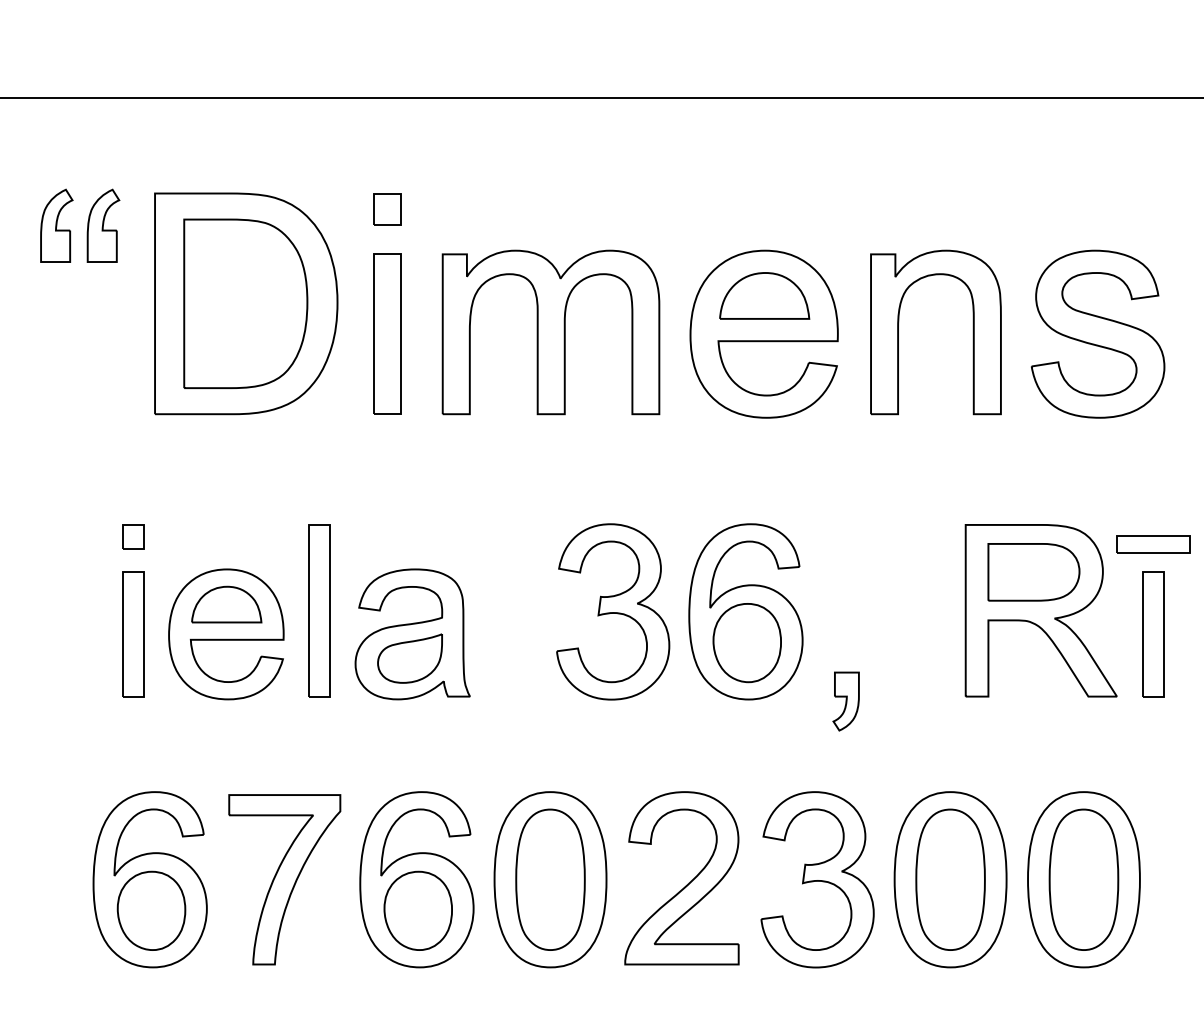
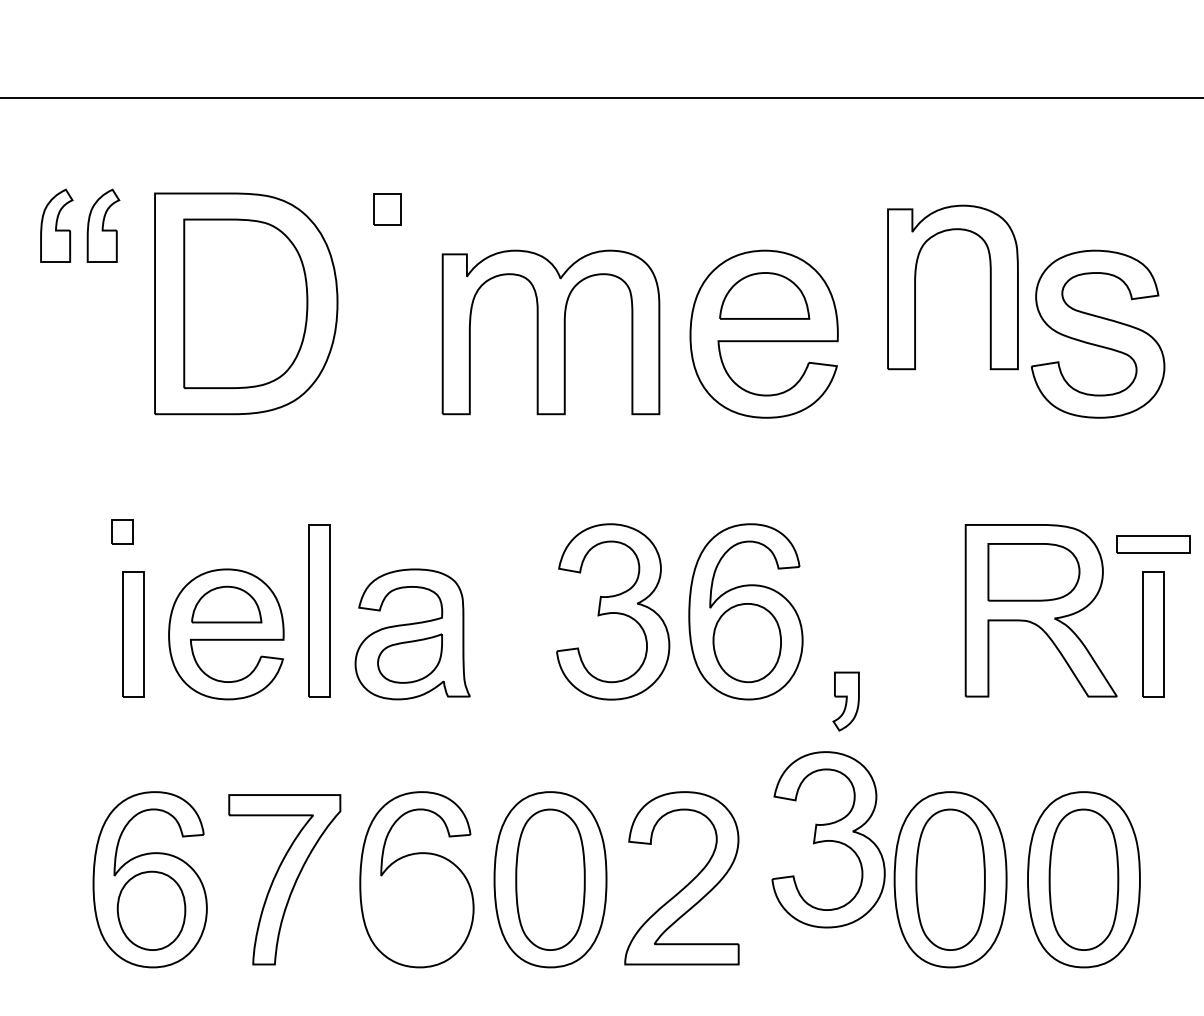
part position: (898, 332) -> (915, 287) (915, 287)
part: present -> none (387, 333)
part position: (133, 536) -> (122, 531) (122, 531)
part position: (817, 879) -> (828, 839) (828, 839)
part: present -> none (417, 910)
